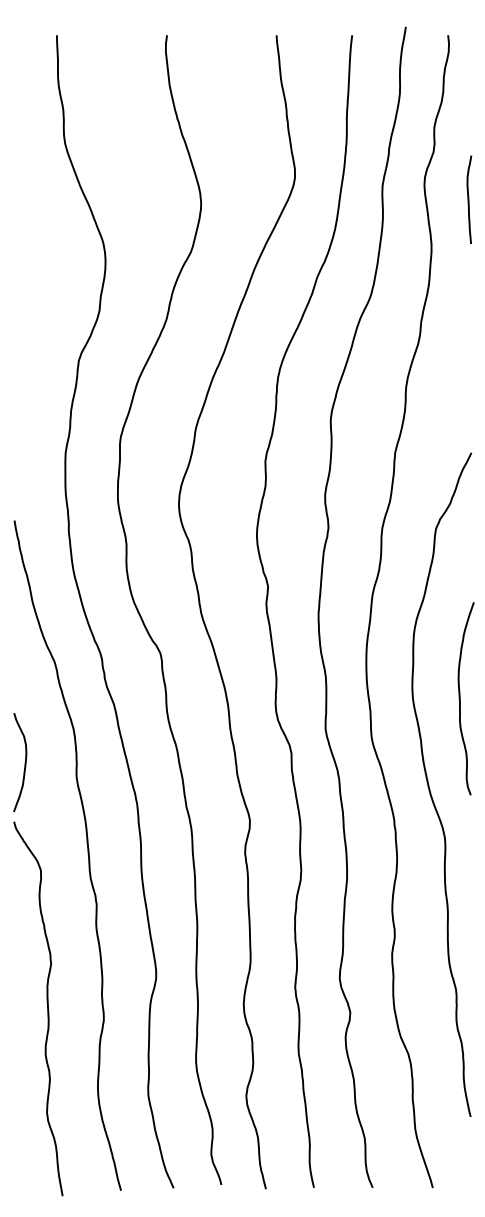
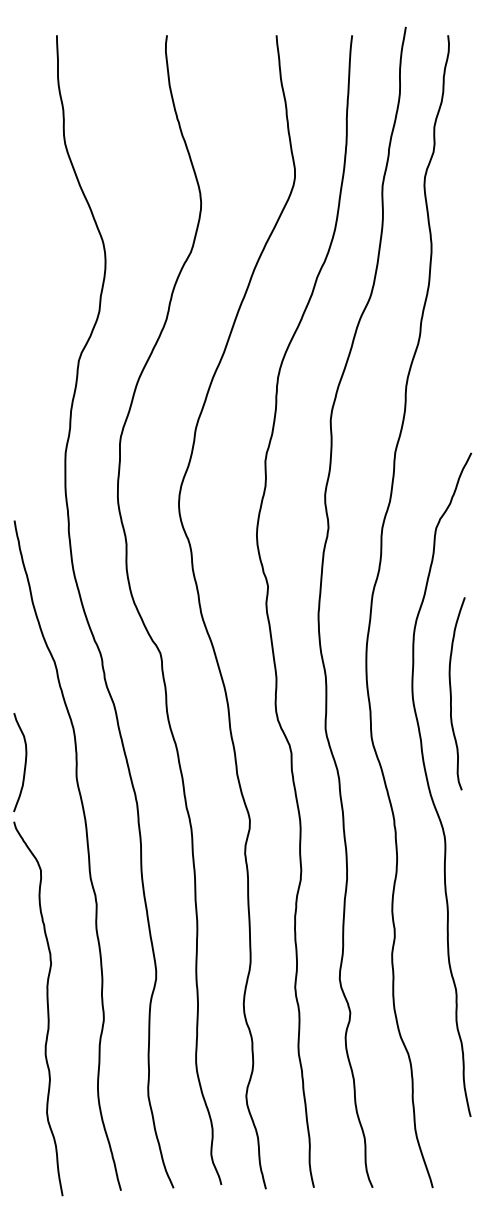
curve: present -> none (469, 199)
curve position: (460, 698) -> (451, 693) (451, 693)
